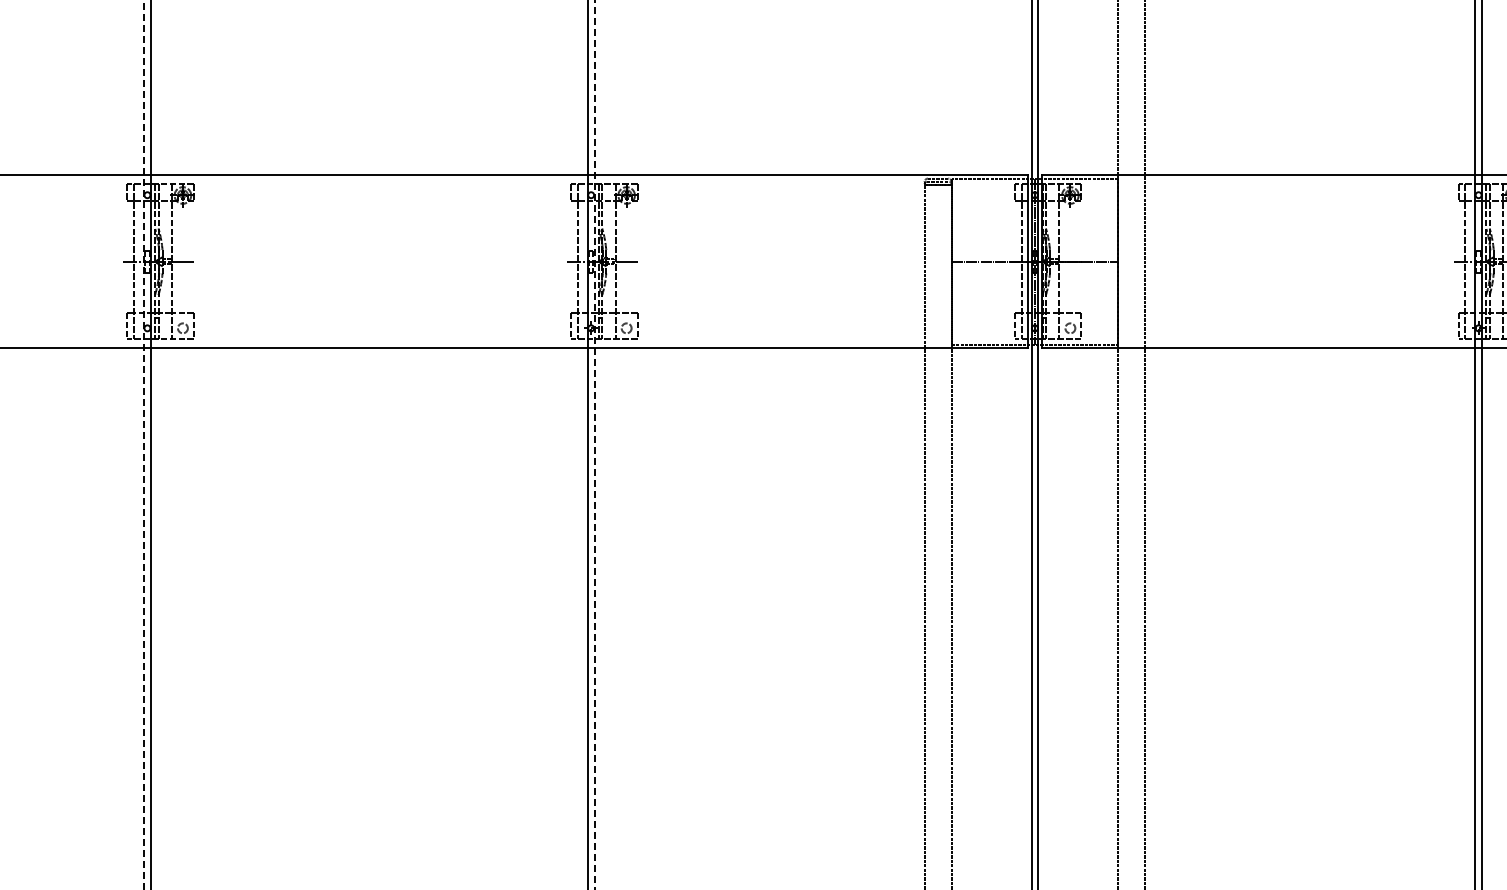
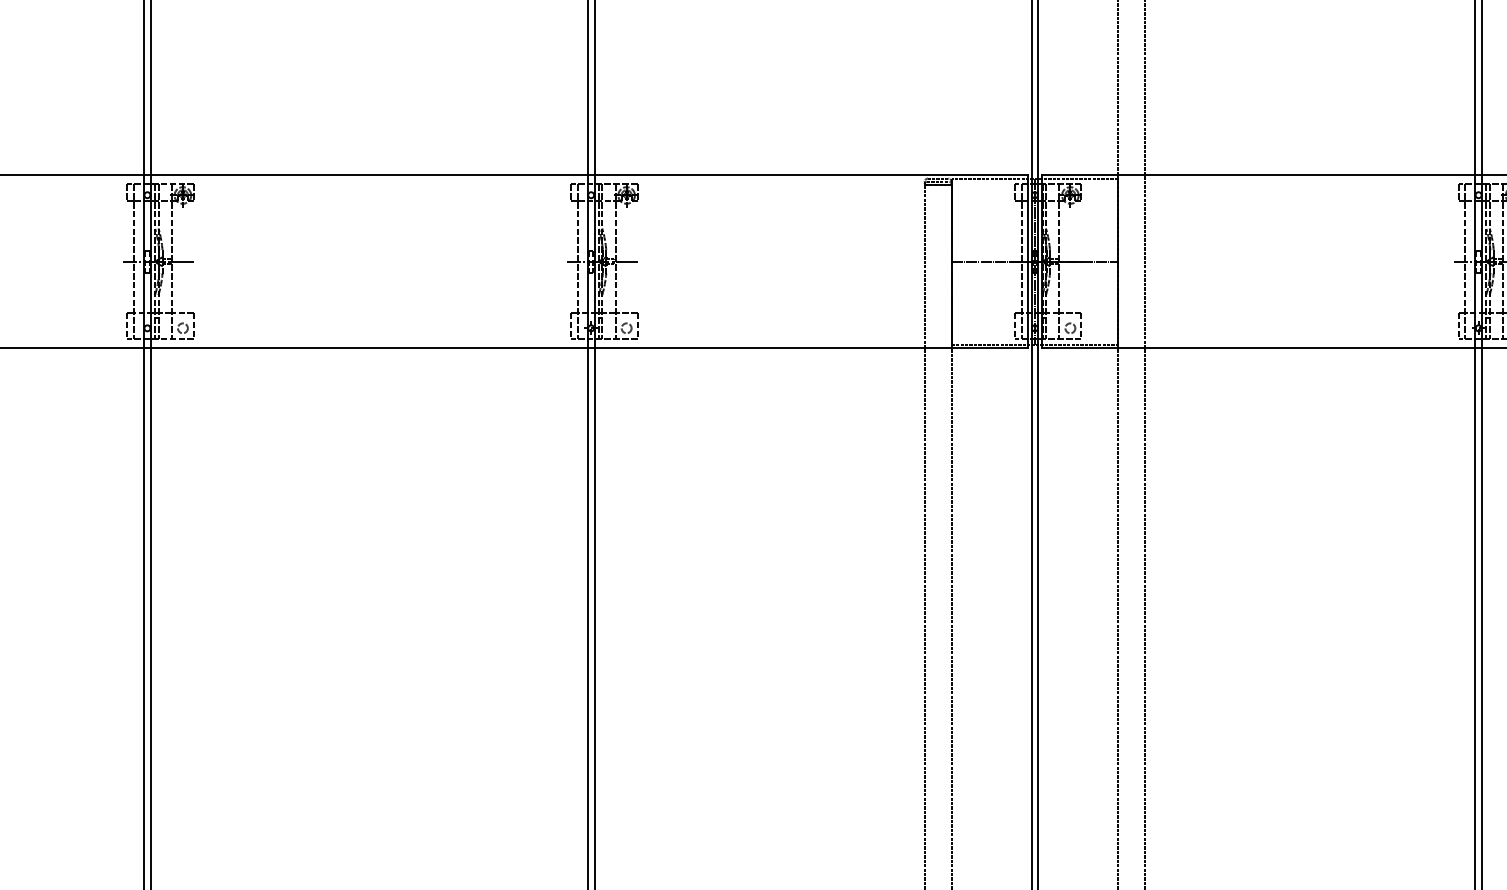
line: dashed -> solid (594, 444)
line: dashed -> solid (144, 445)
